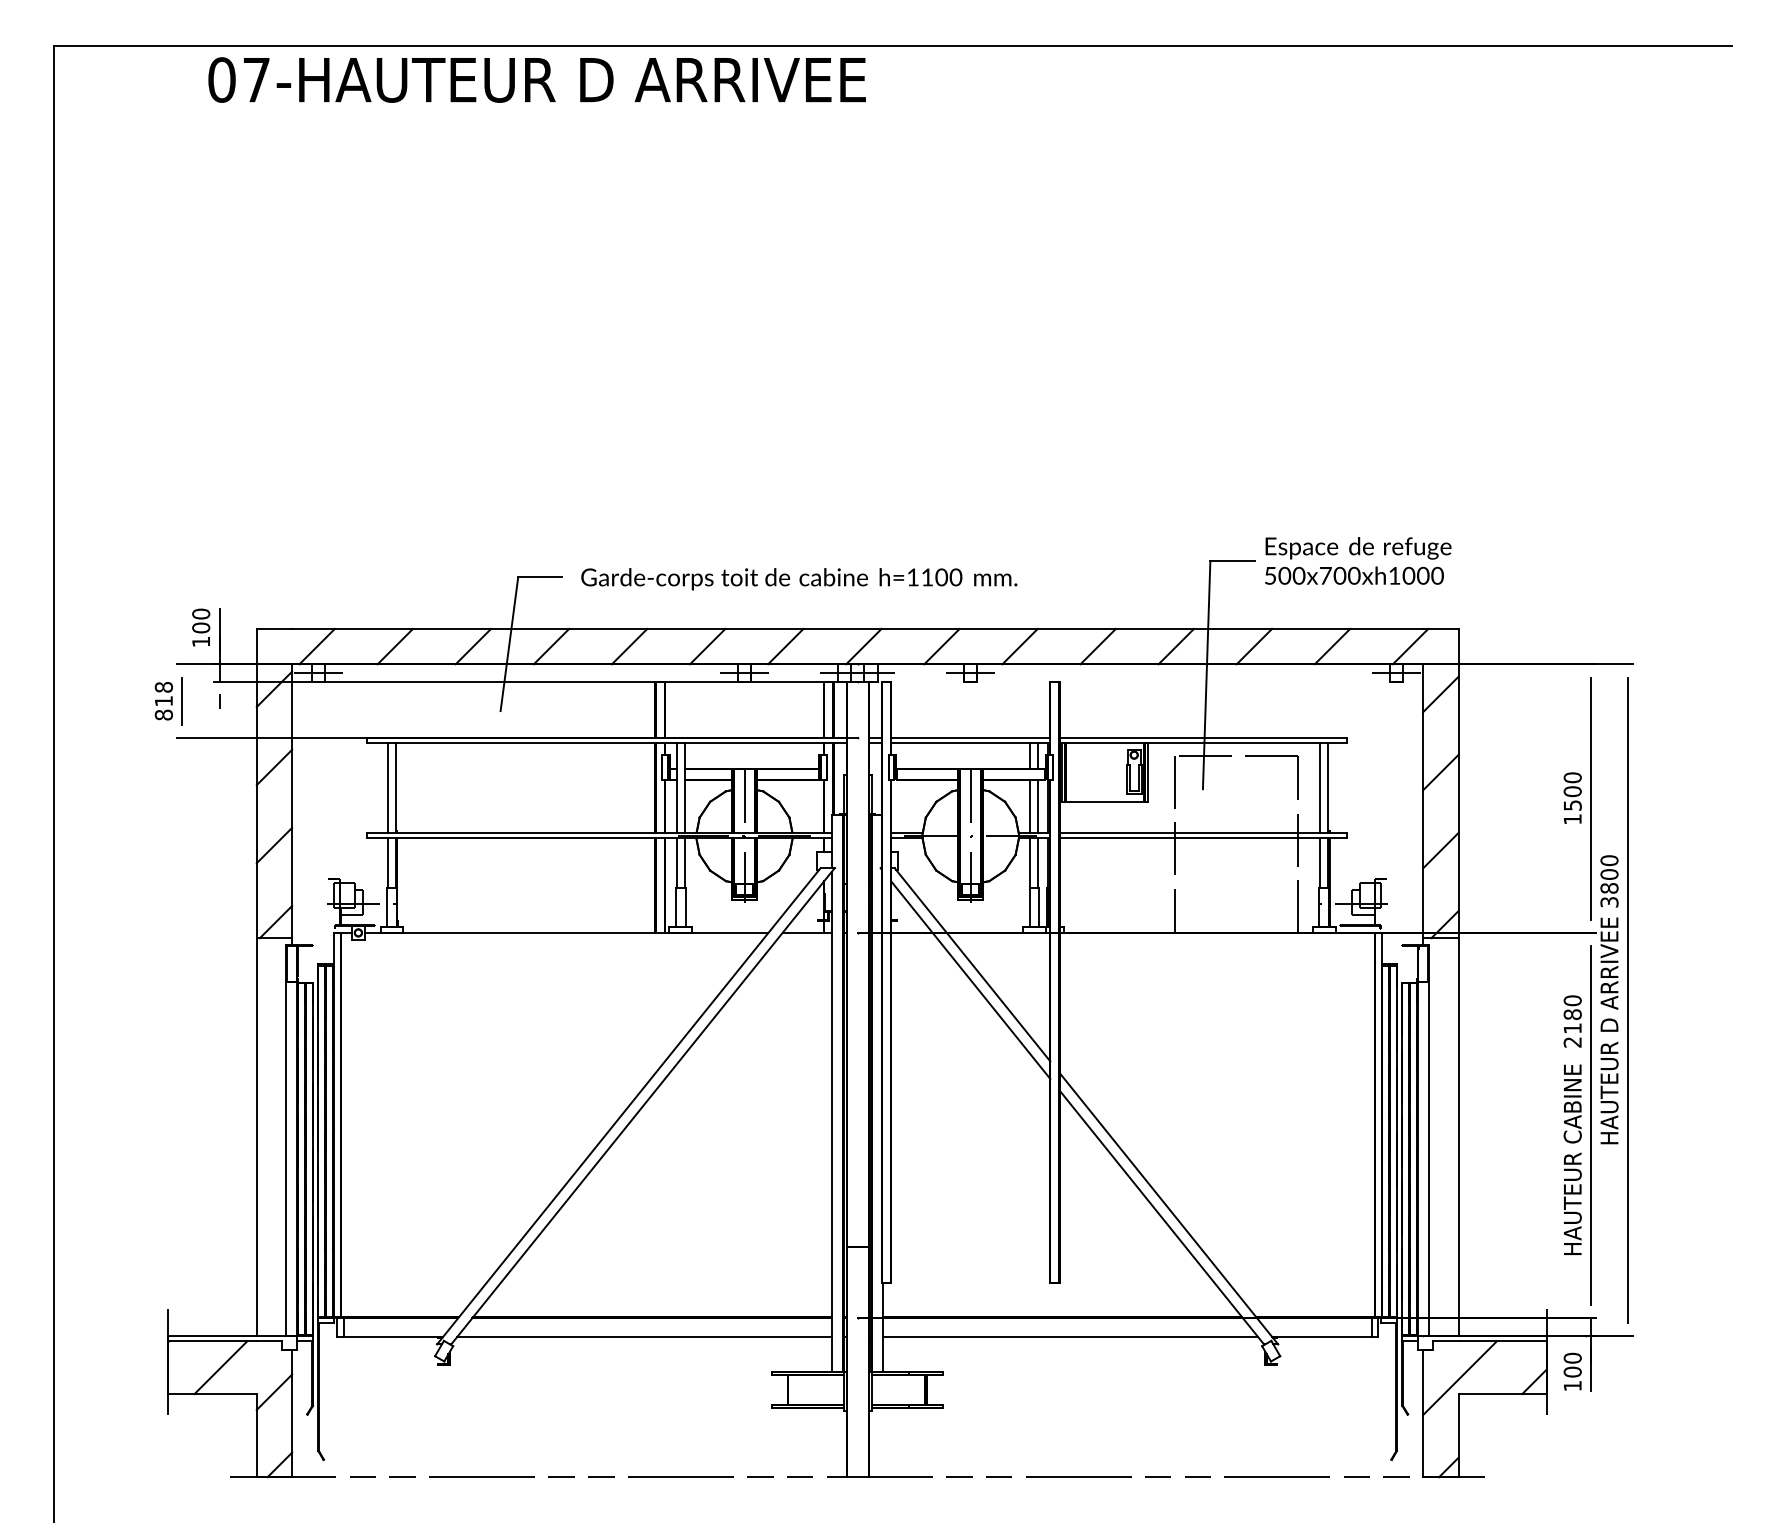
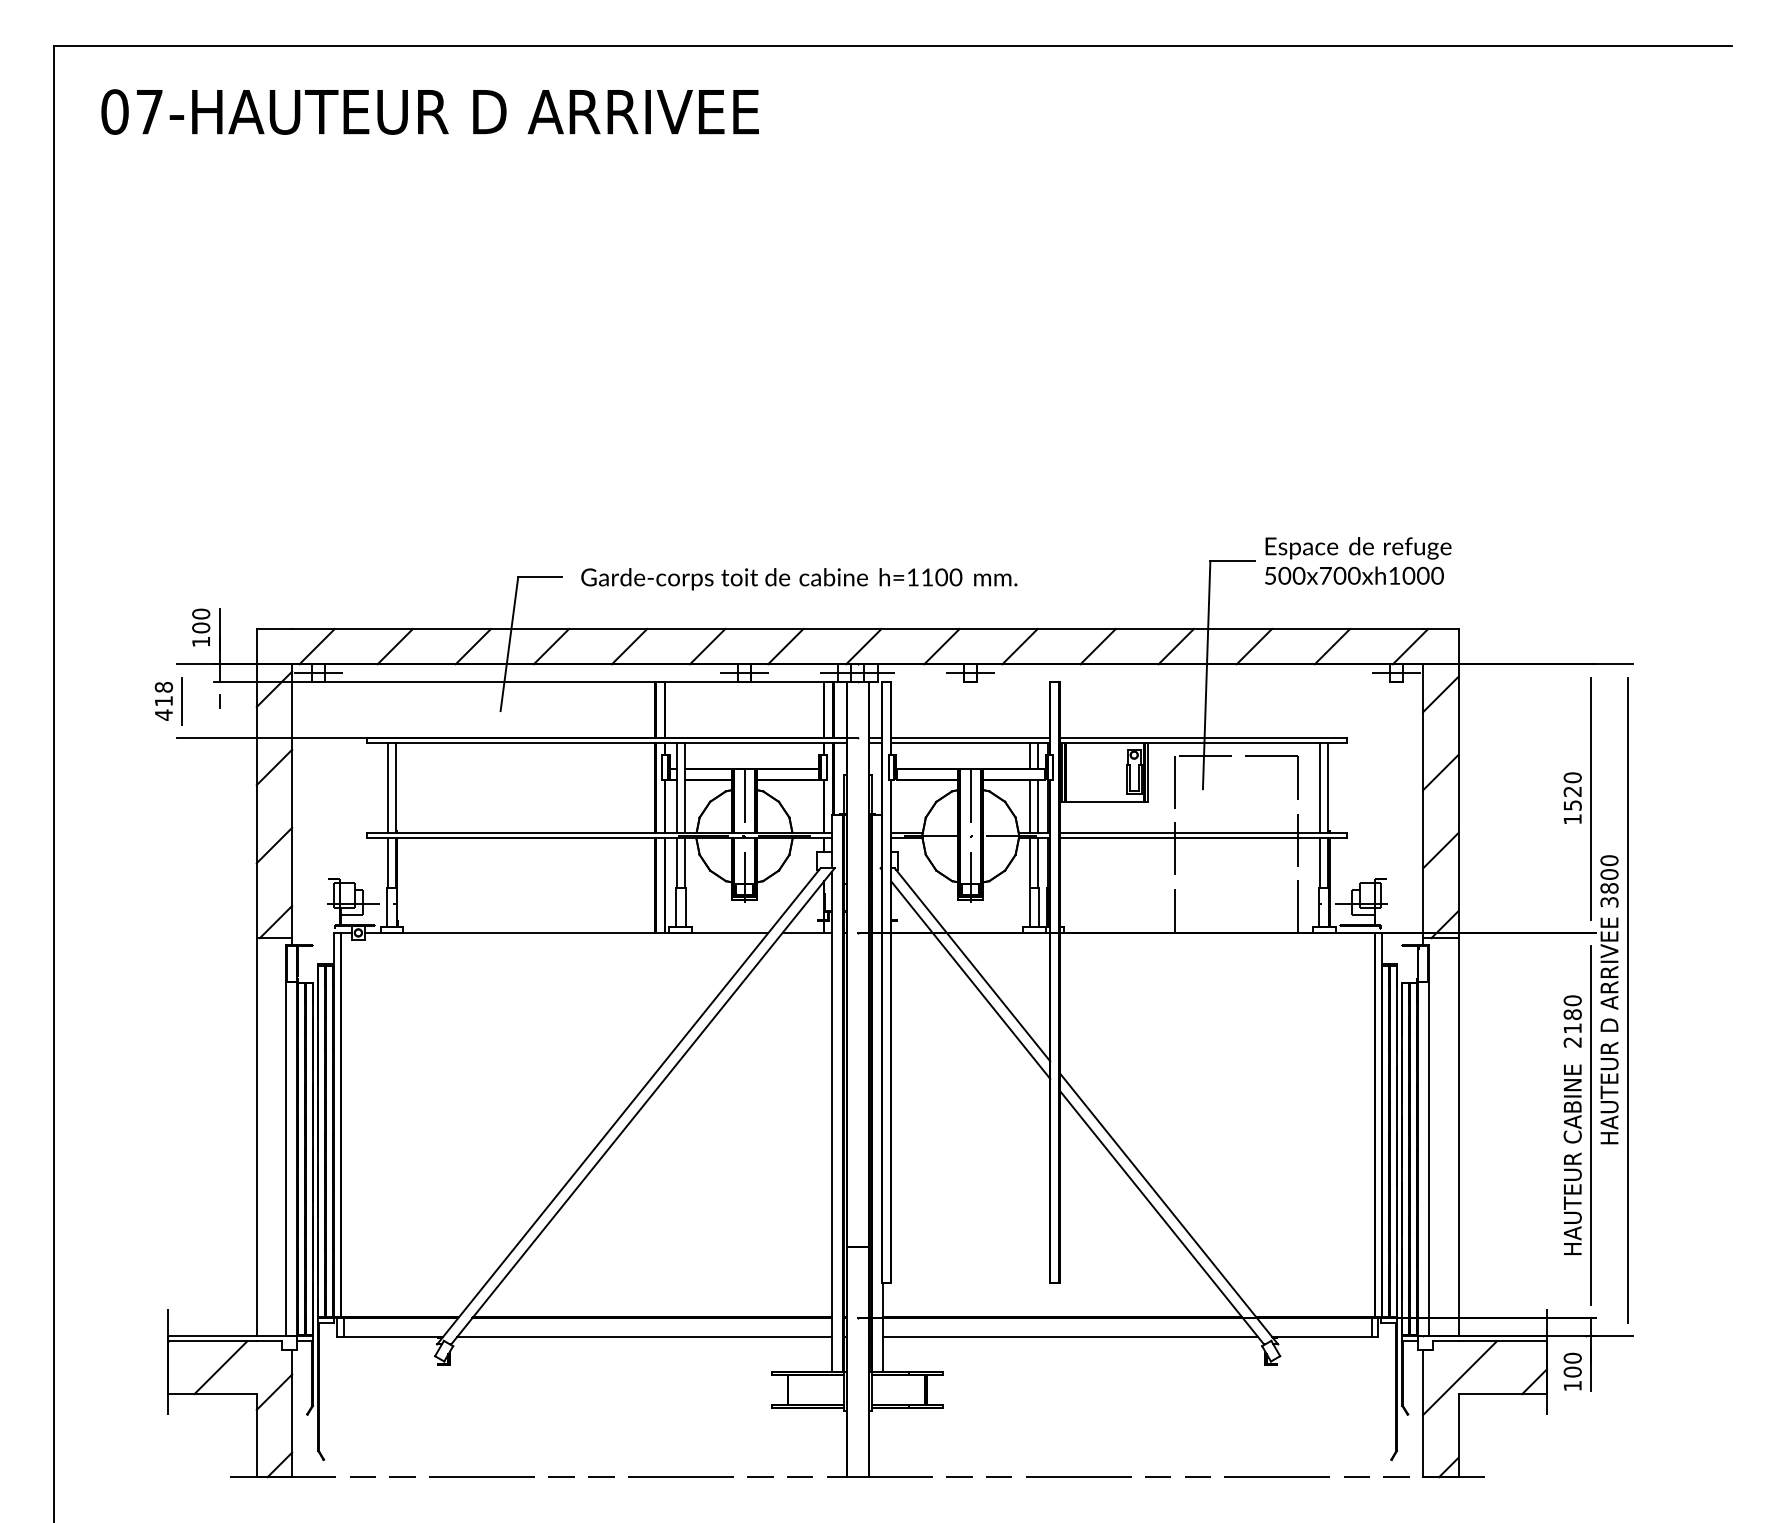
text position: (536, 79) -> (429, 111) (429, 111)
text: 818 -> 418 (163, 714)
text: 1500 -> 1520 (1572, 791)
